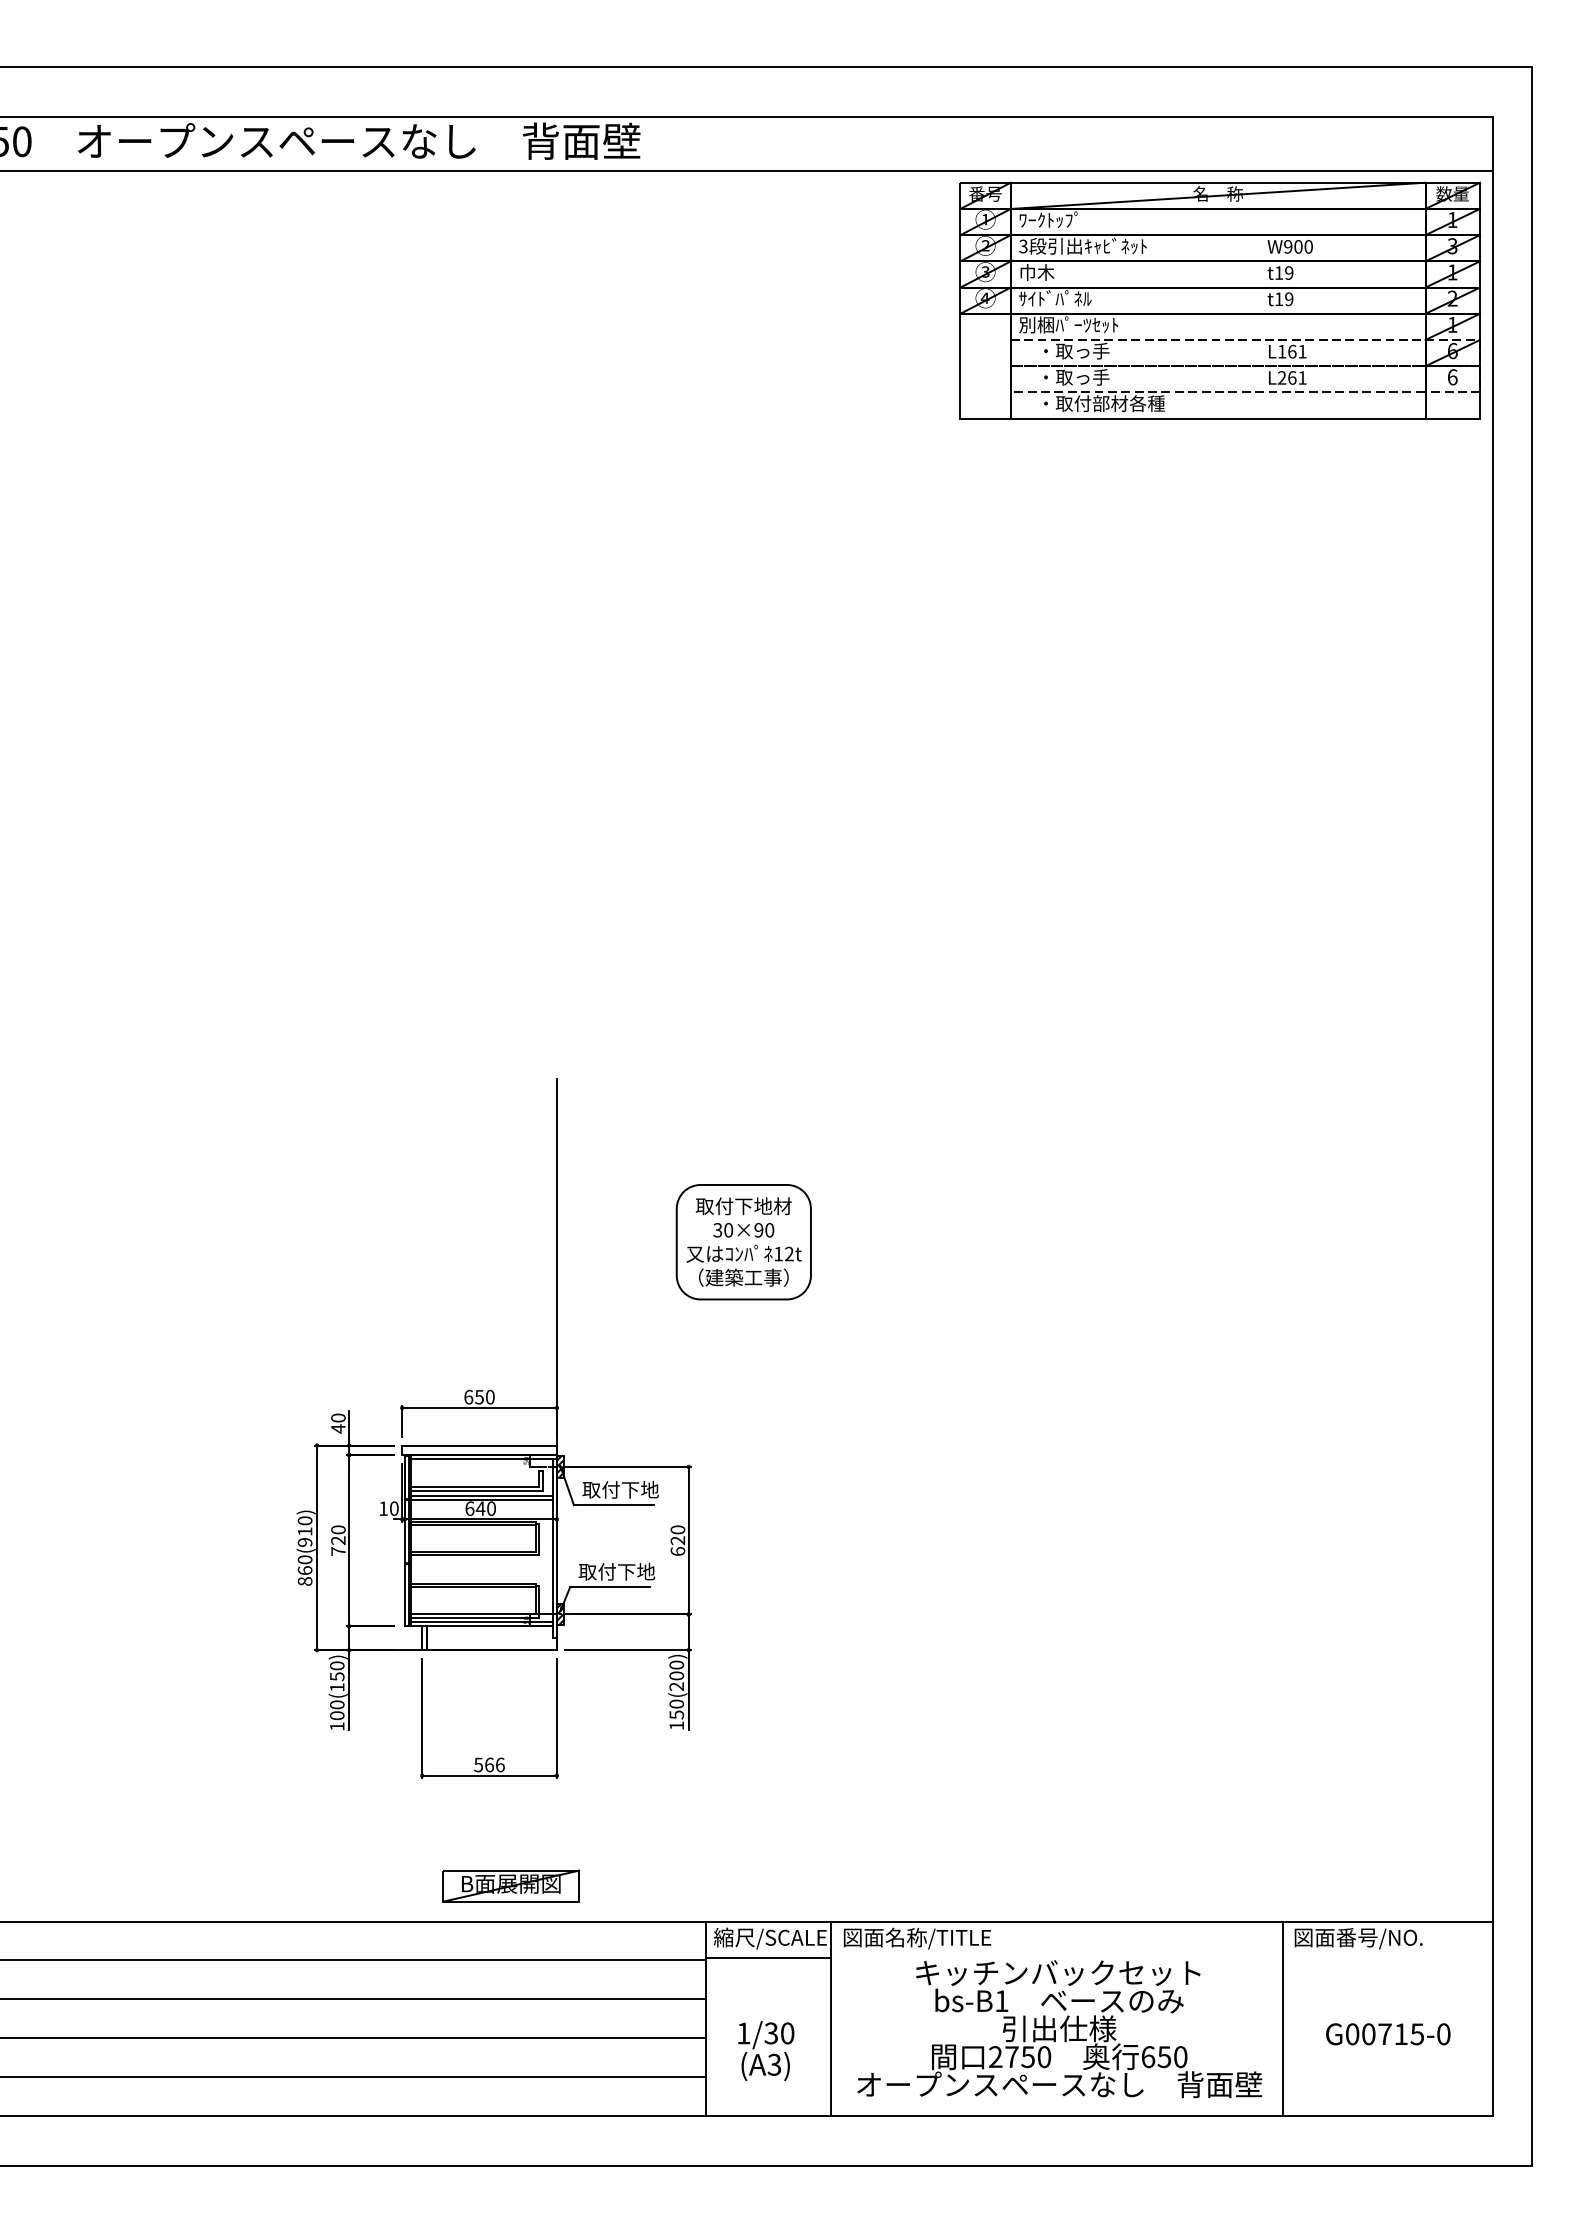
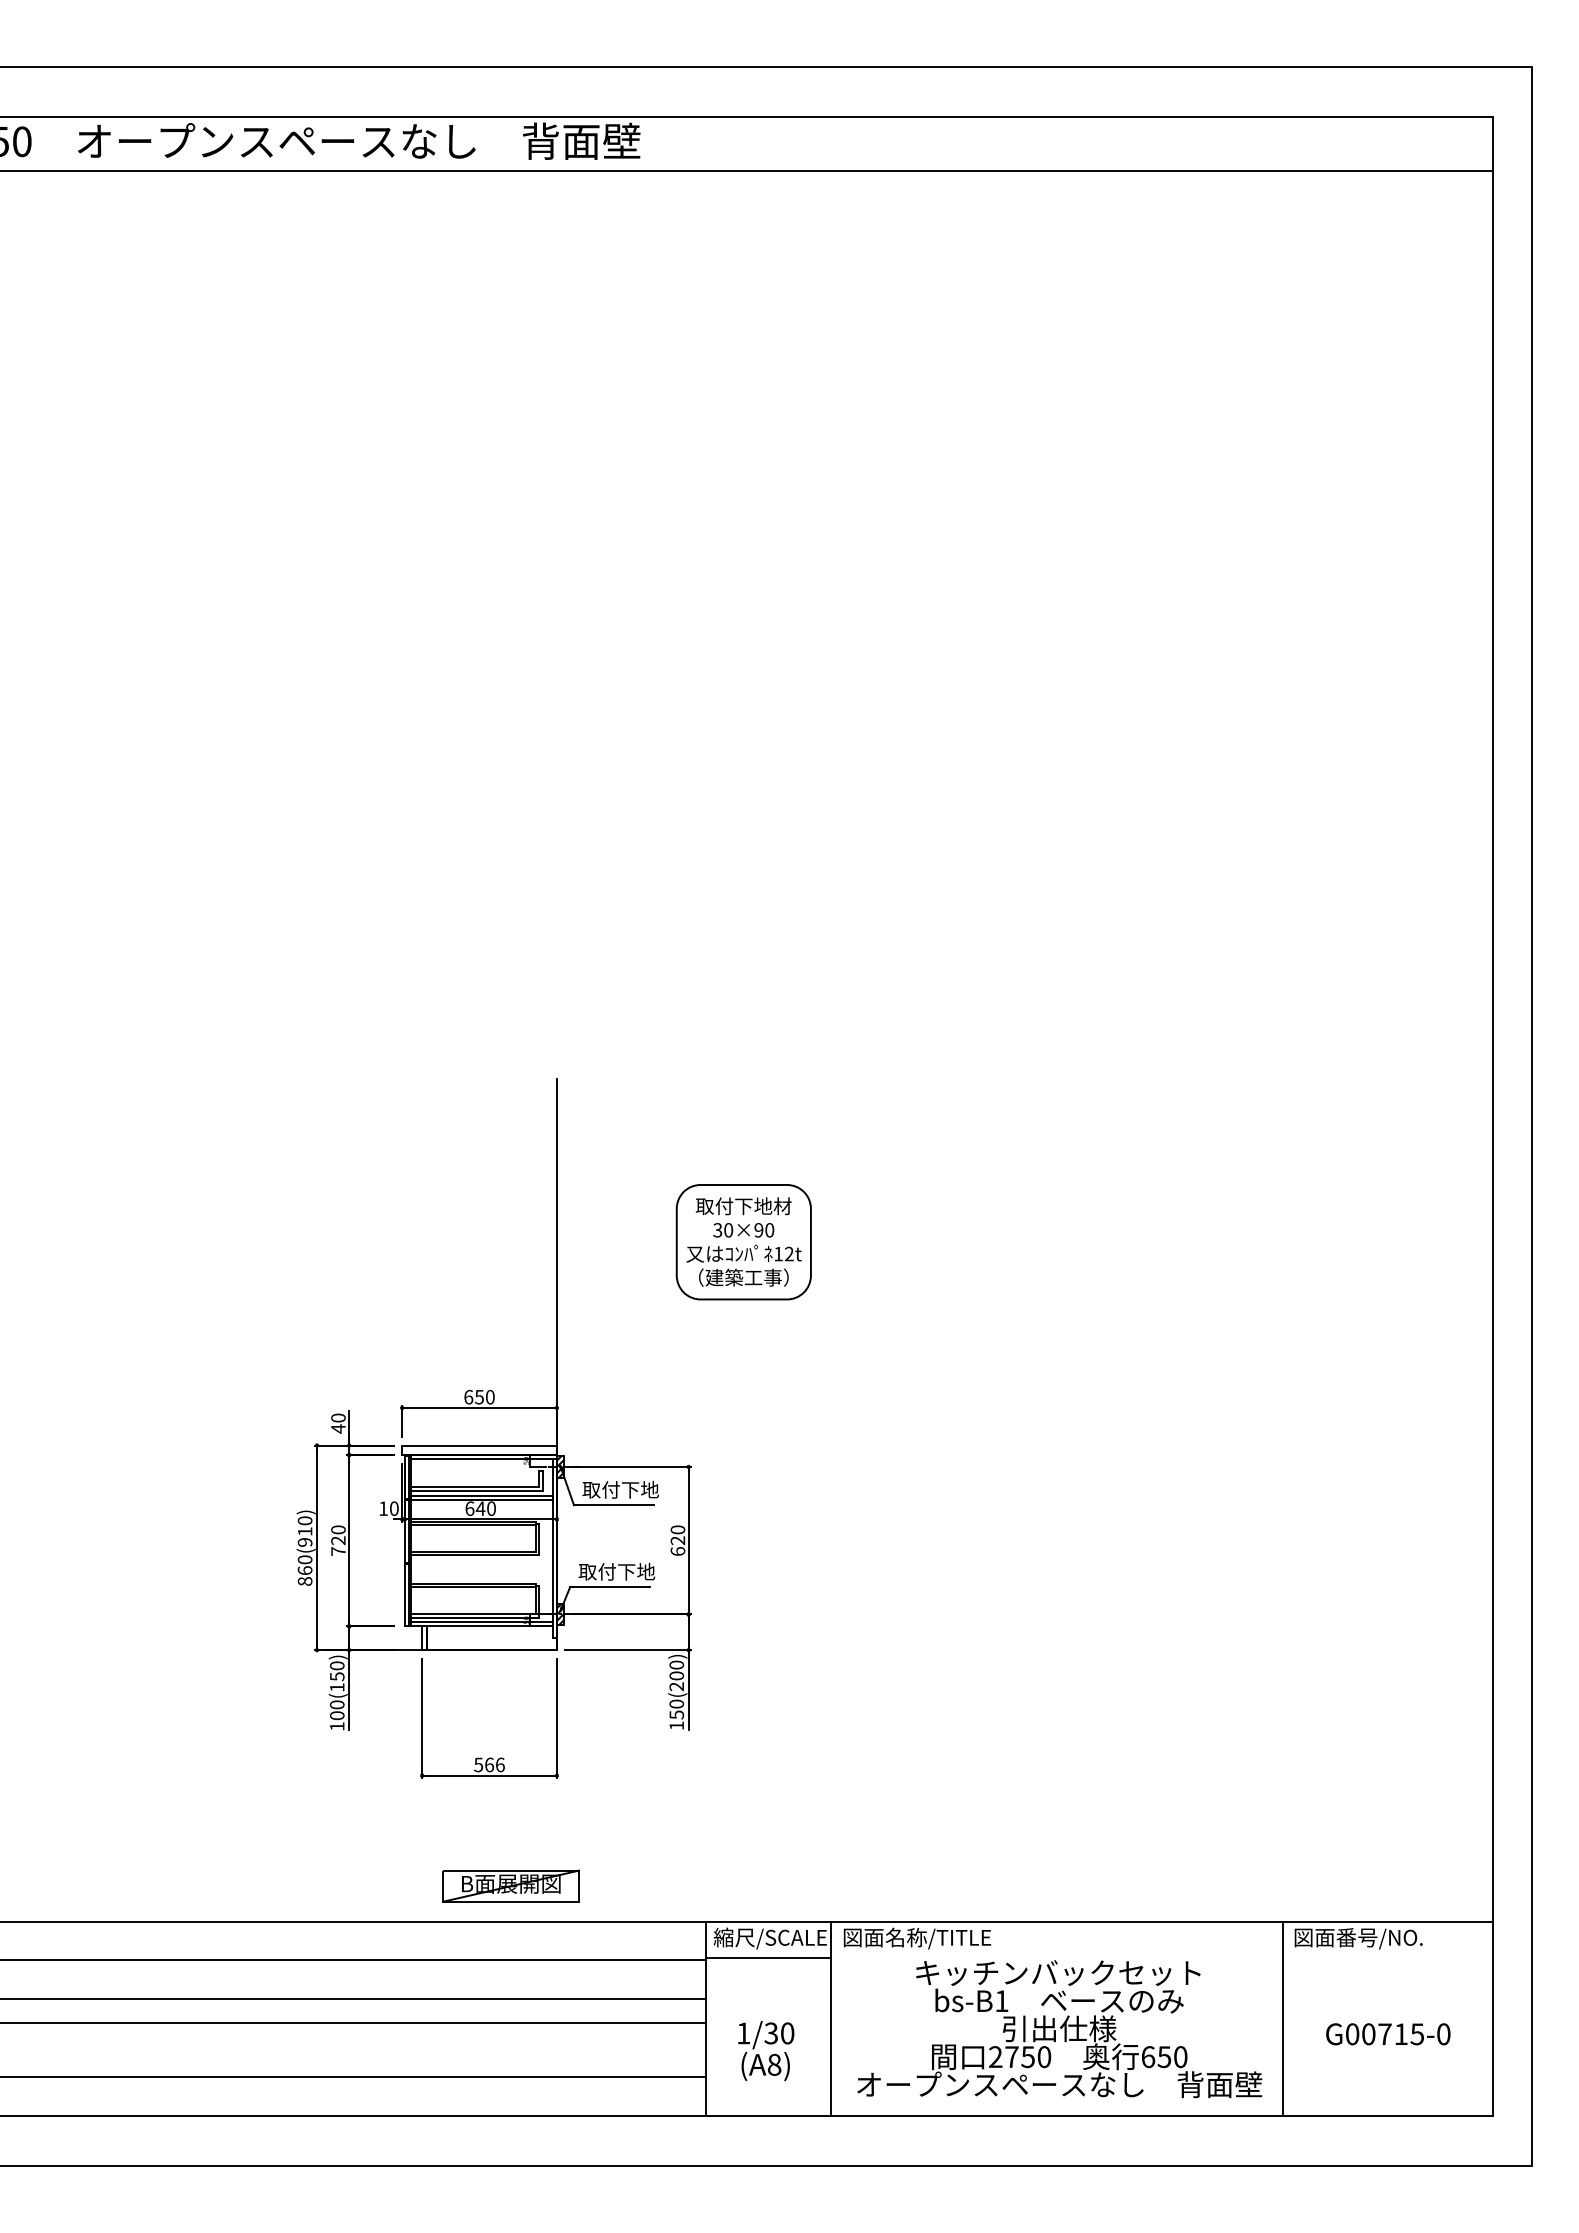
part: present -> none (1219, 300)
line position: (354, 2037) -> (354, 2022) (354, 2022)
text: (A3) -> (A8) (774, 2064)
